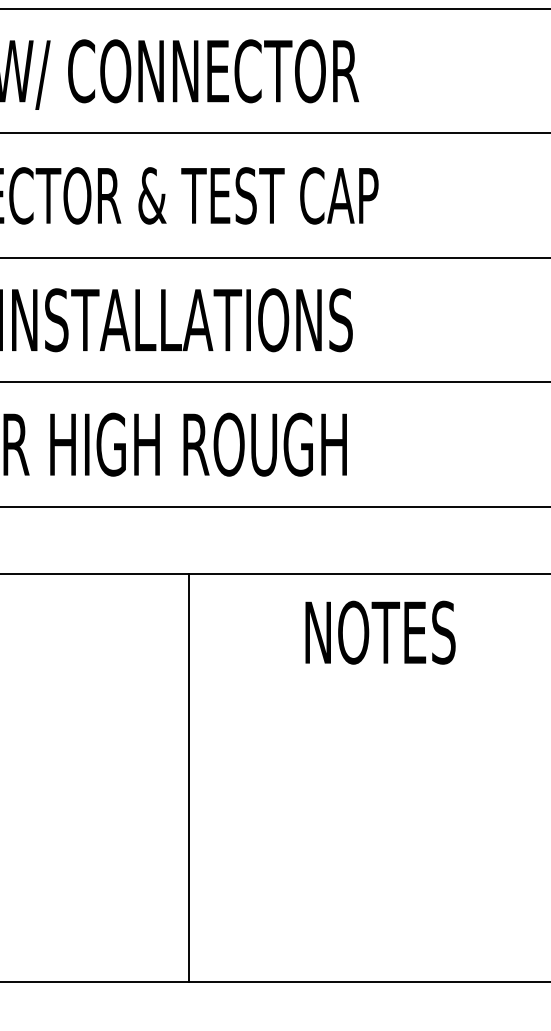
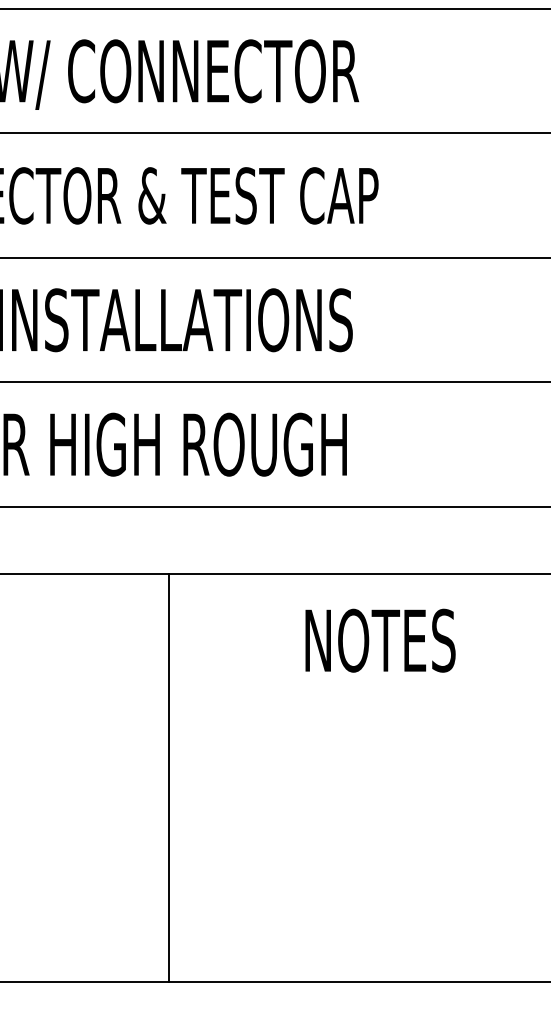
text position: (380, 632) -> (380, 640) (380, 640)
line position: (188, 777) -> (168, 777) (168, 777)
